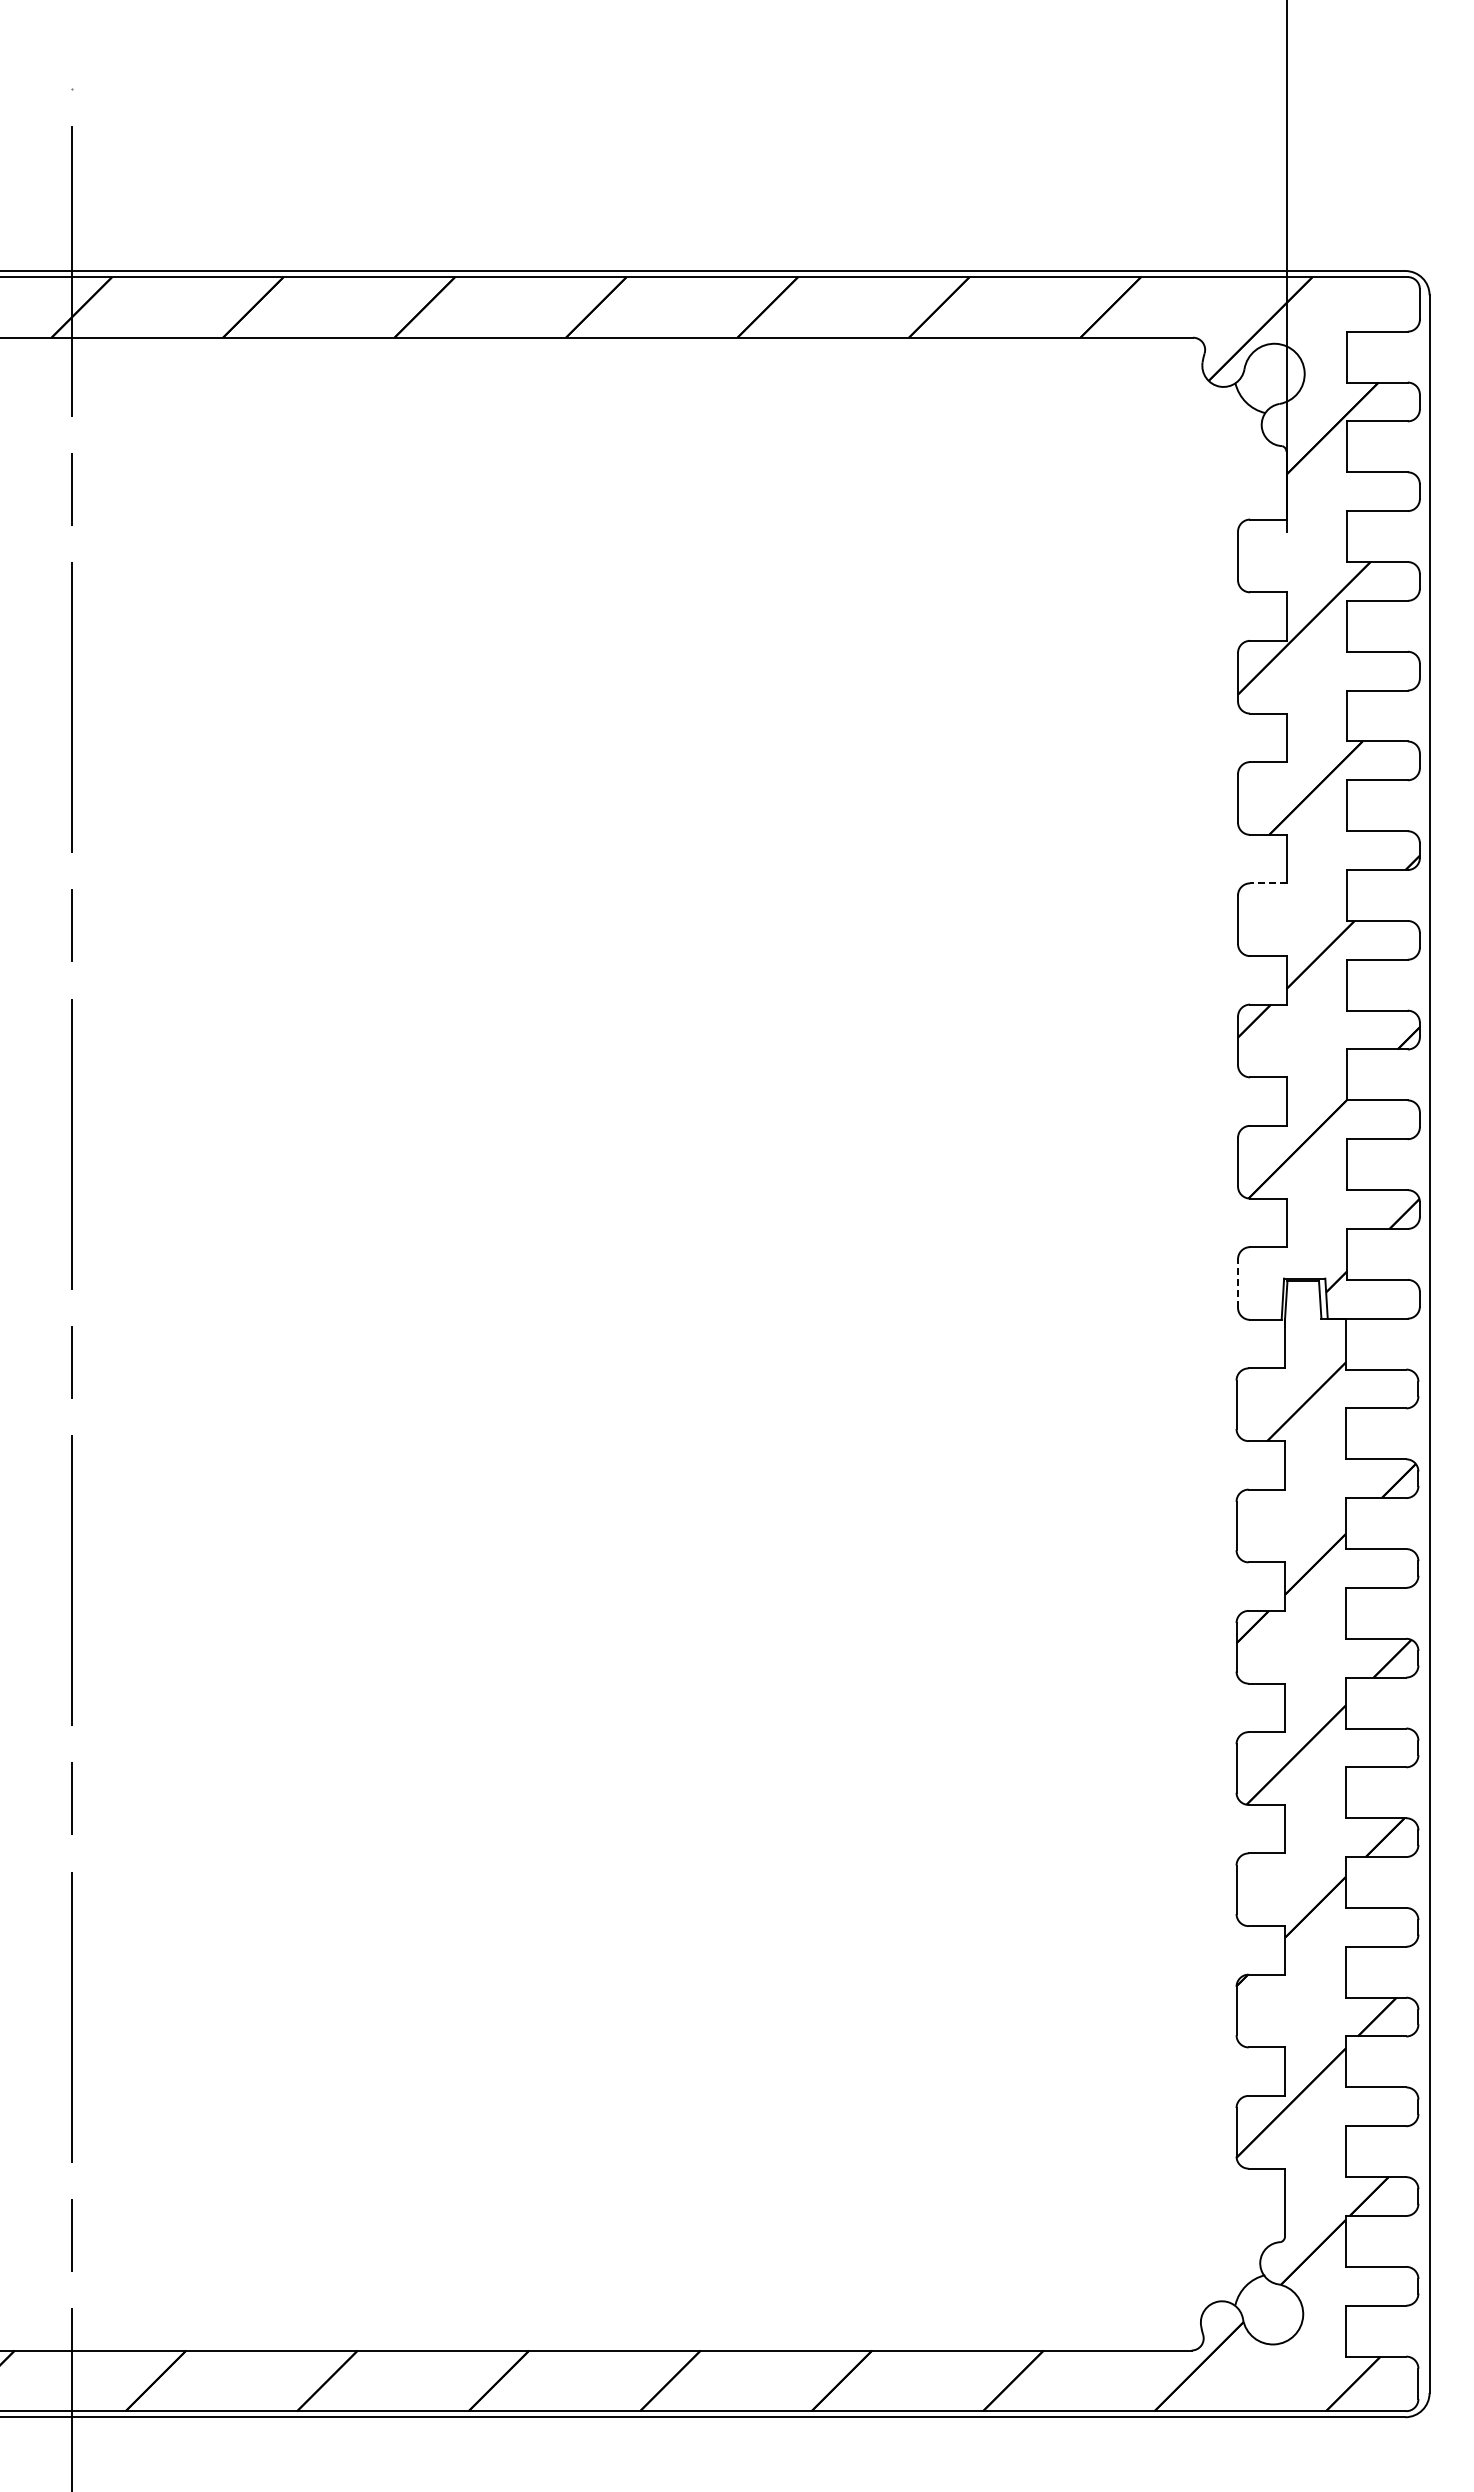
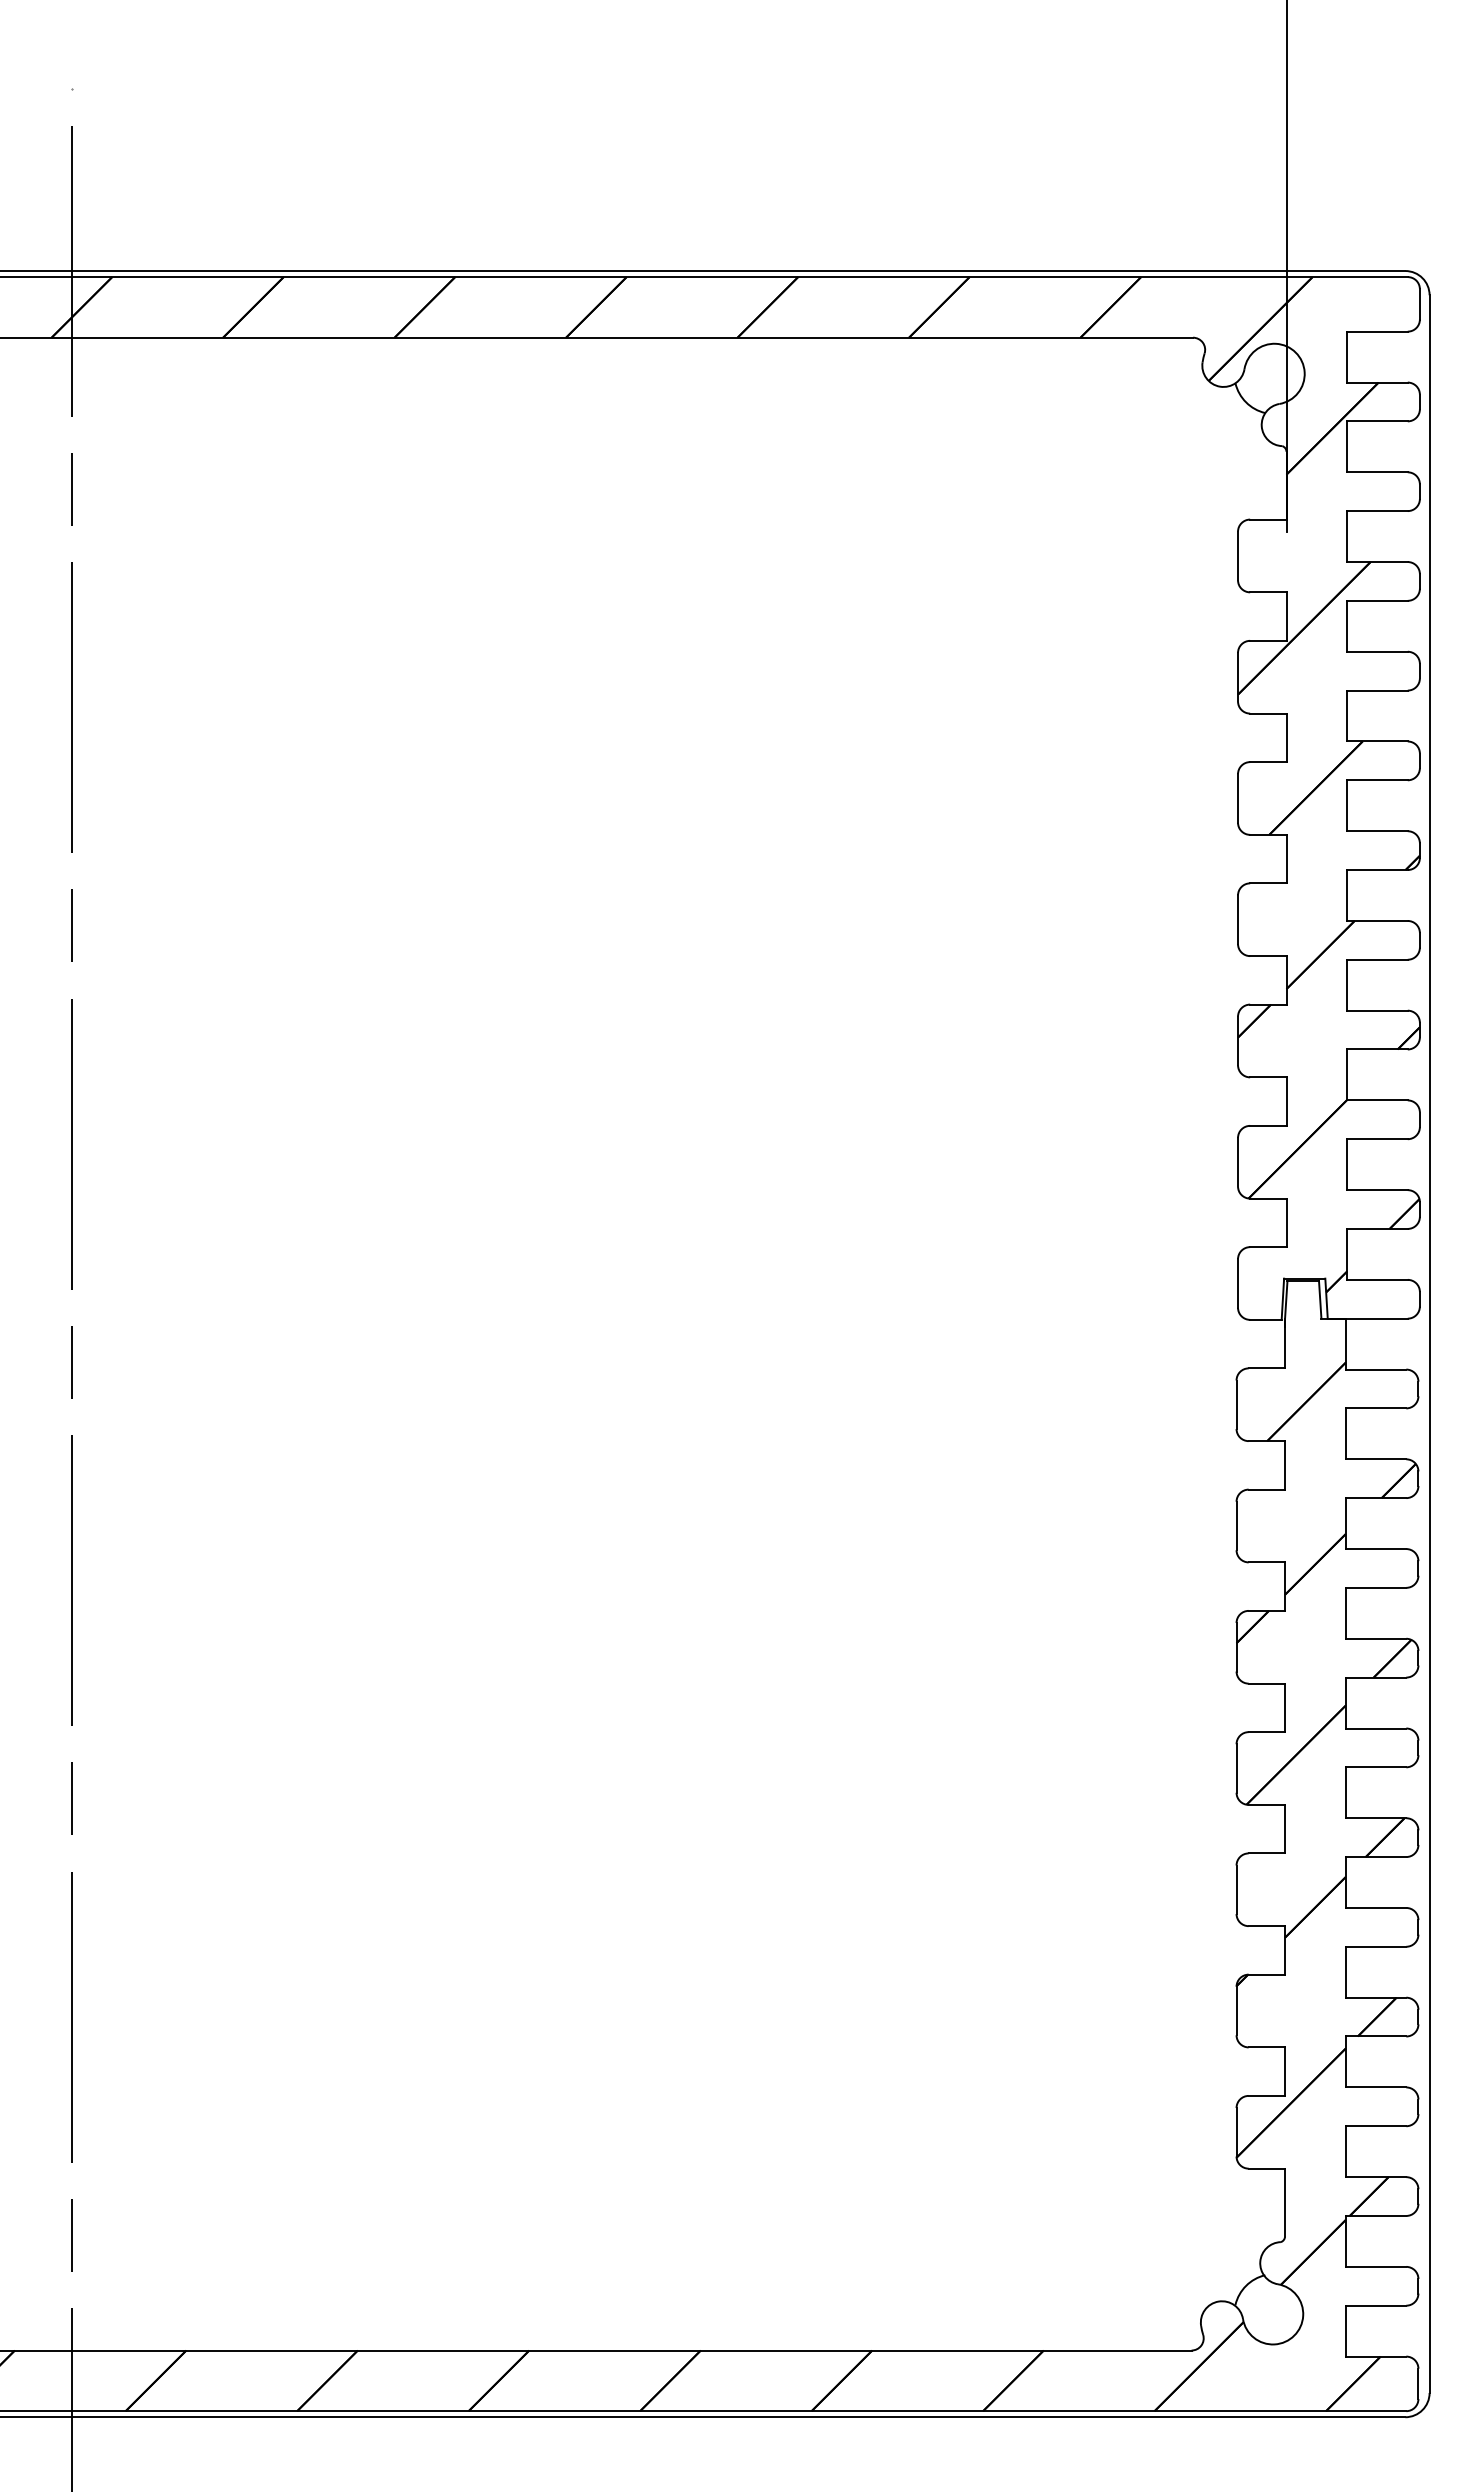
line: dashed -> solid (1267, 883)
line: dashed -> solid (1238, 1283)
